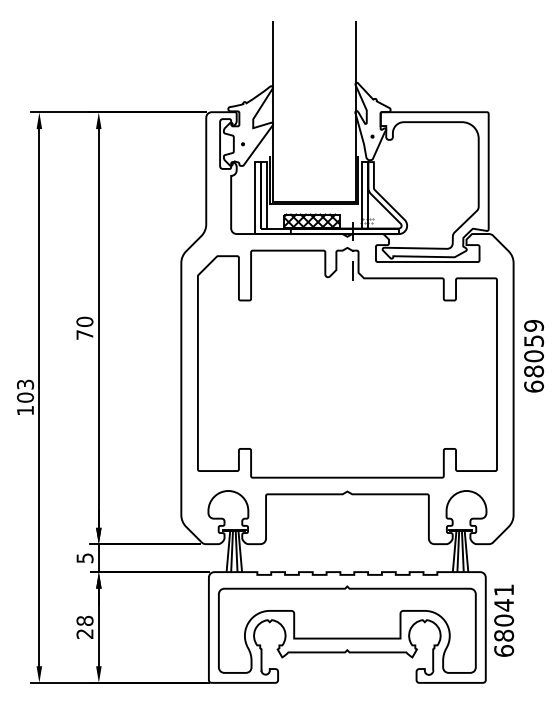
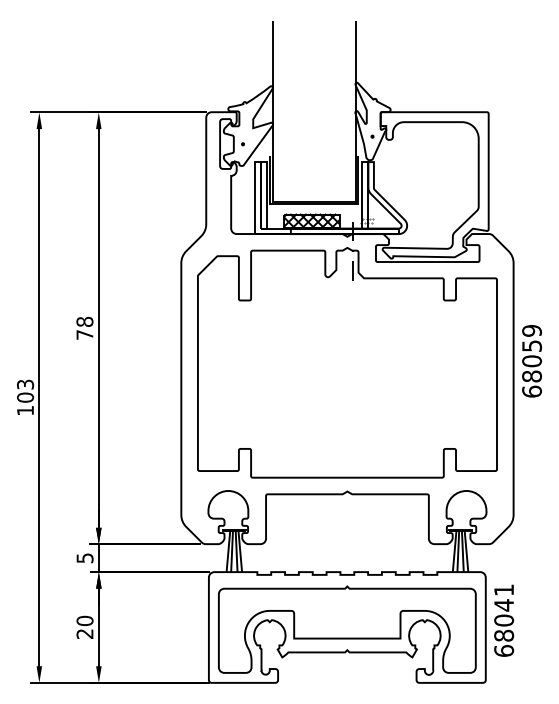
text: 70 -> 78 (84, 321)
text position: (534, 356) -> (532, 361) (532, 361)
text: 28 -> 20 (84, 620)
